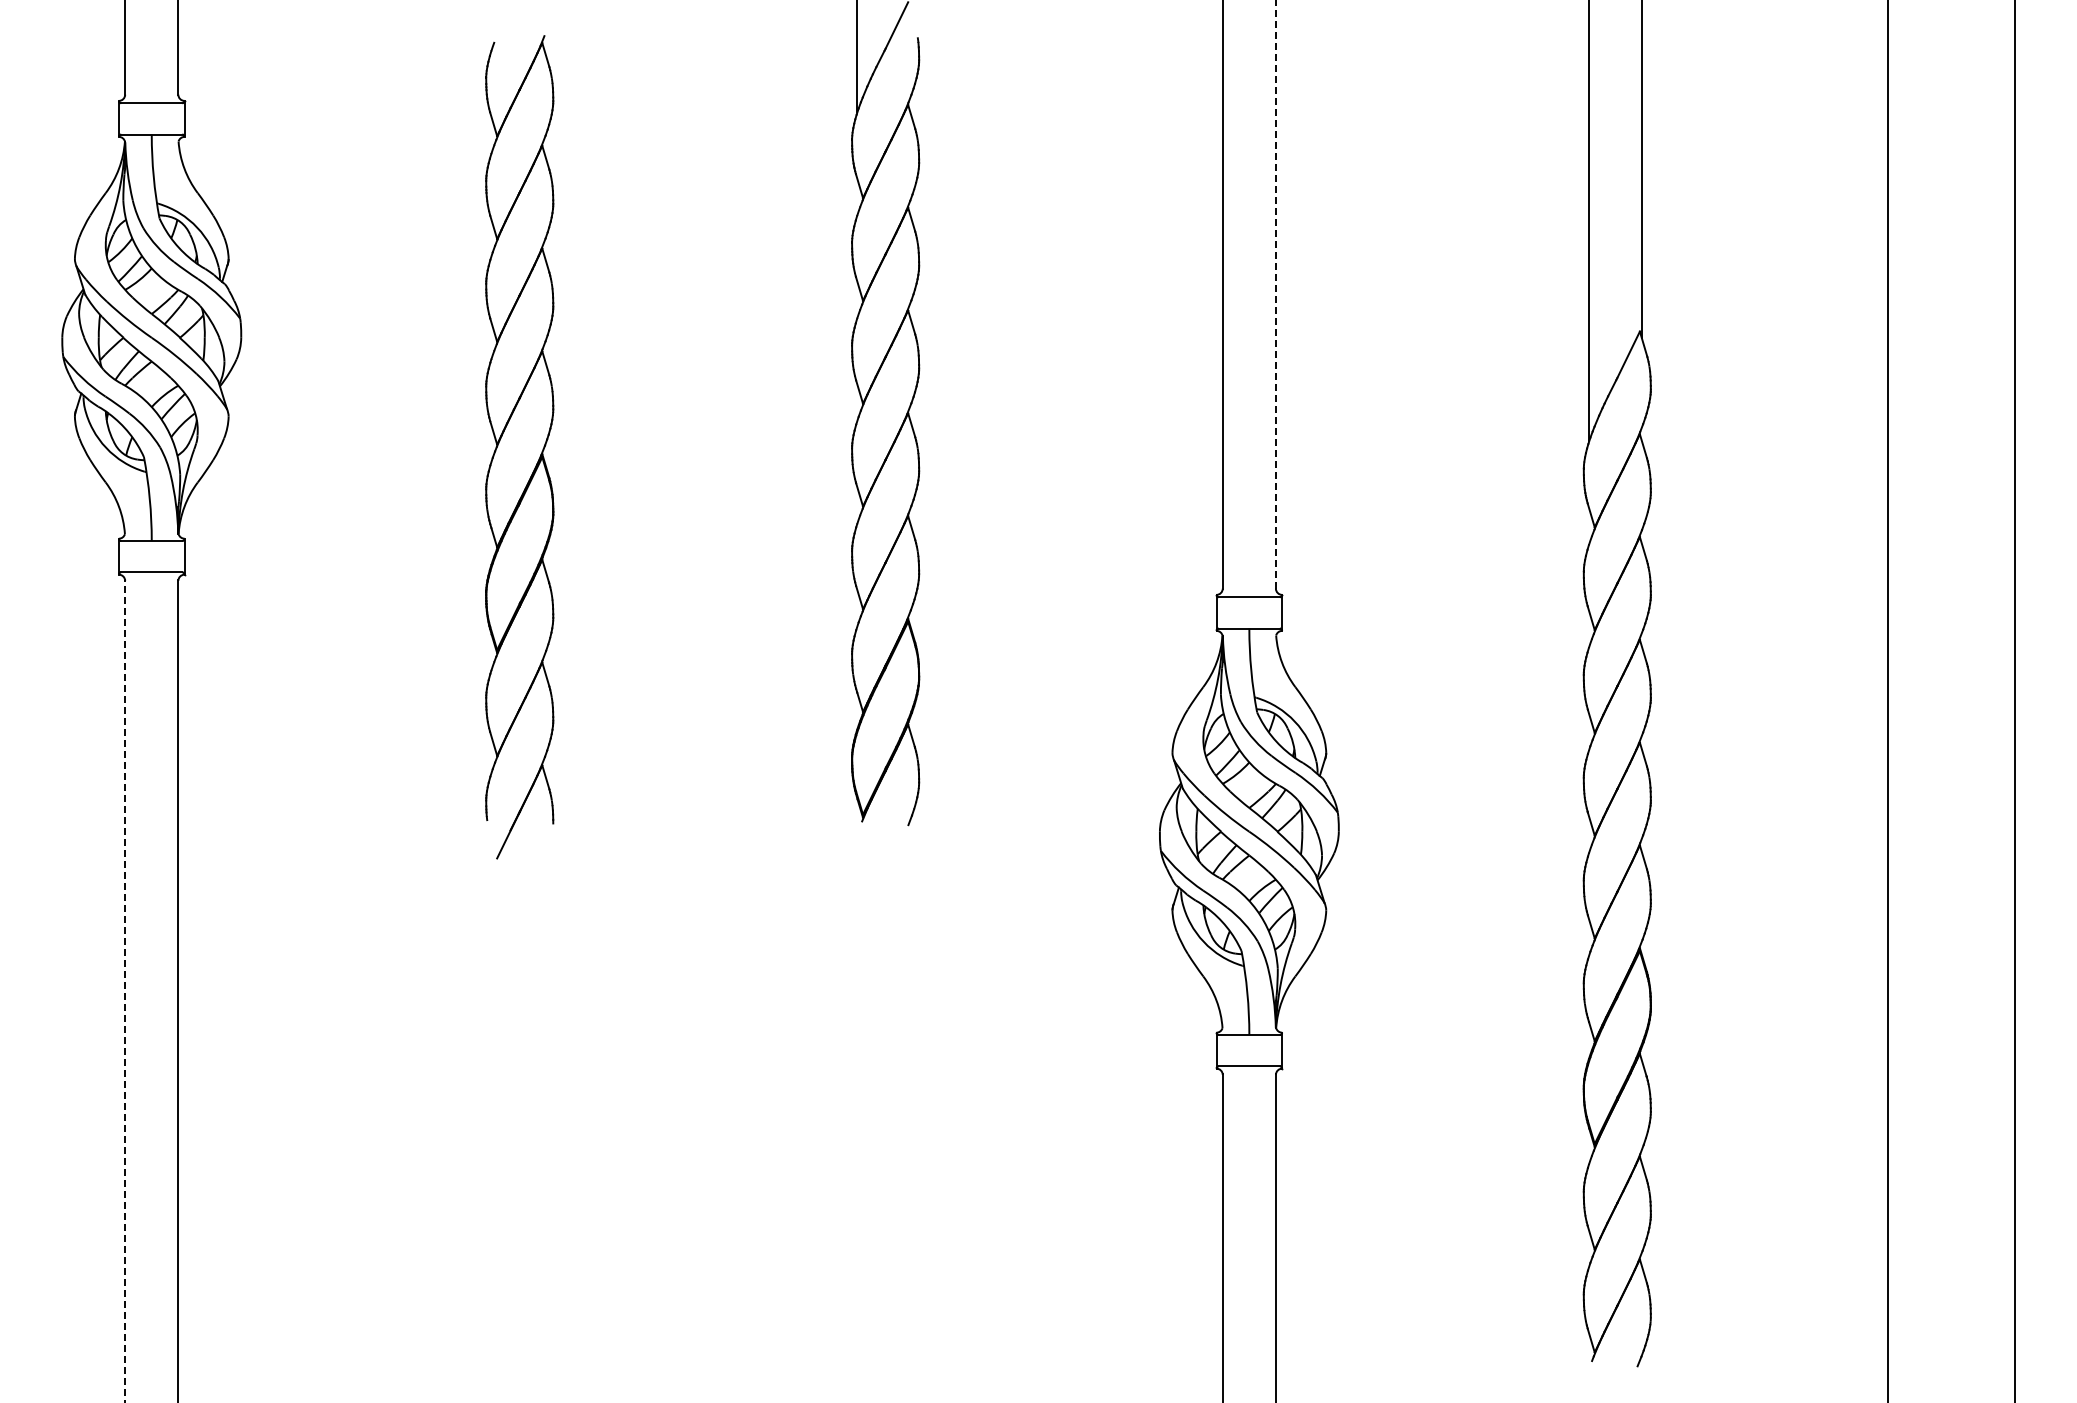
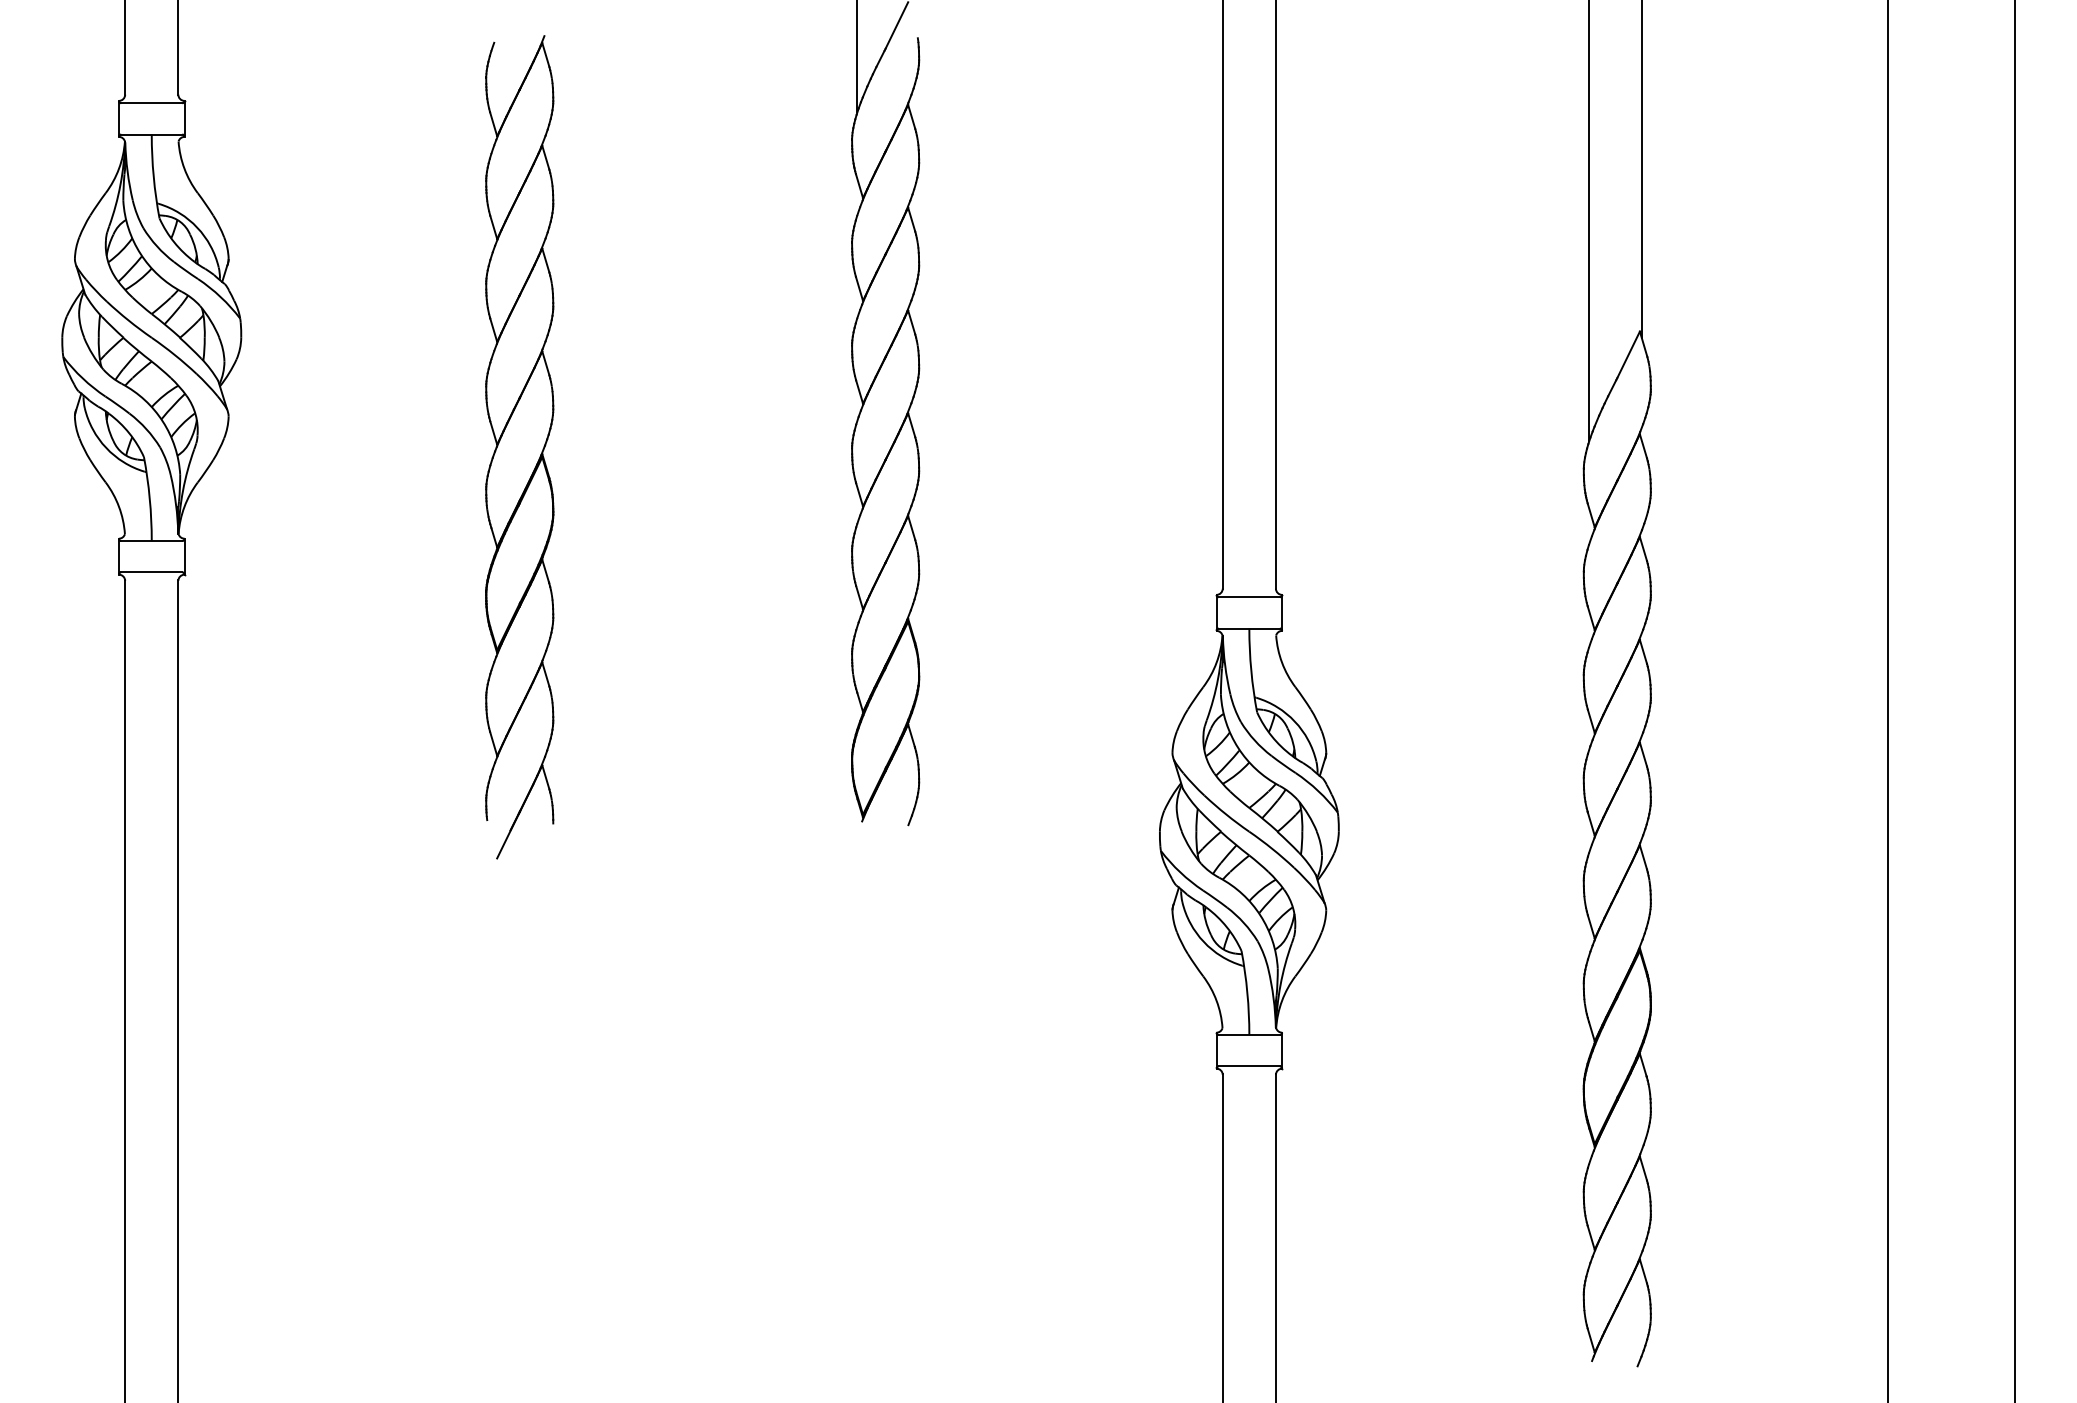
line: dashed -> solid (1275, 293)
line: dashed -> solid (125, 991)
